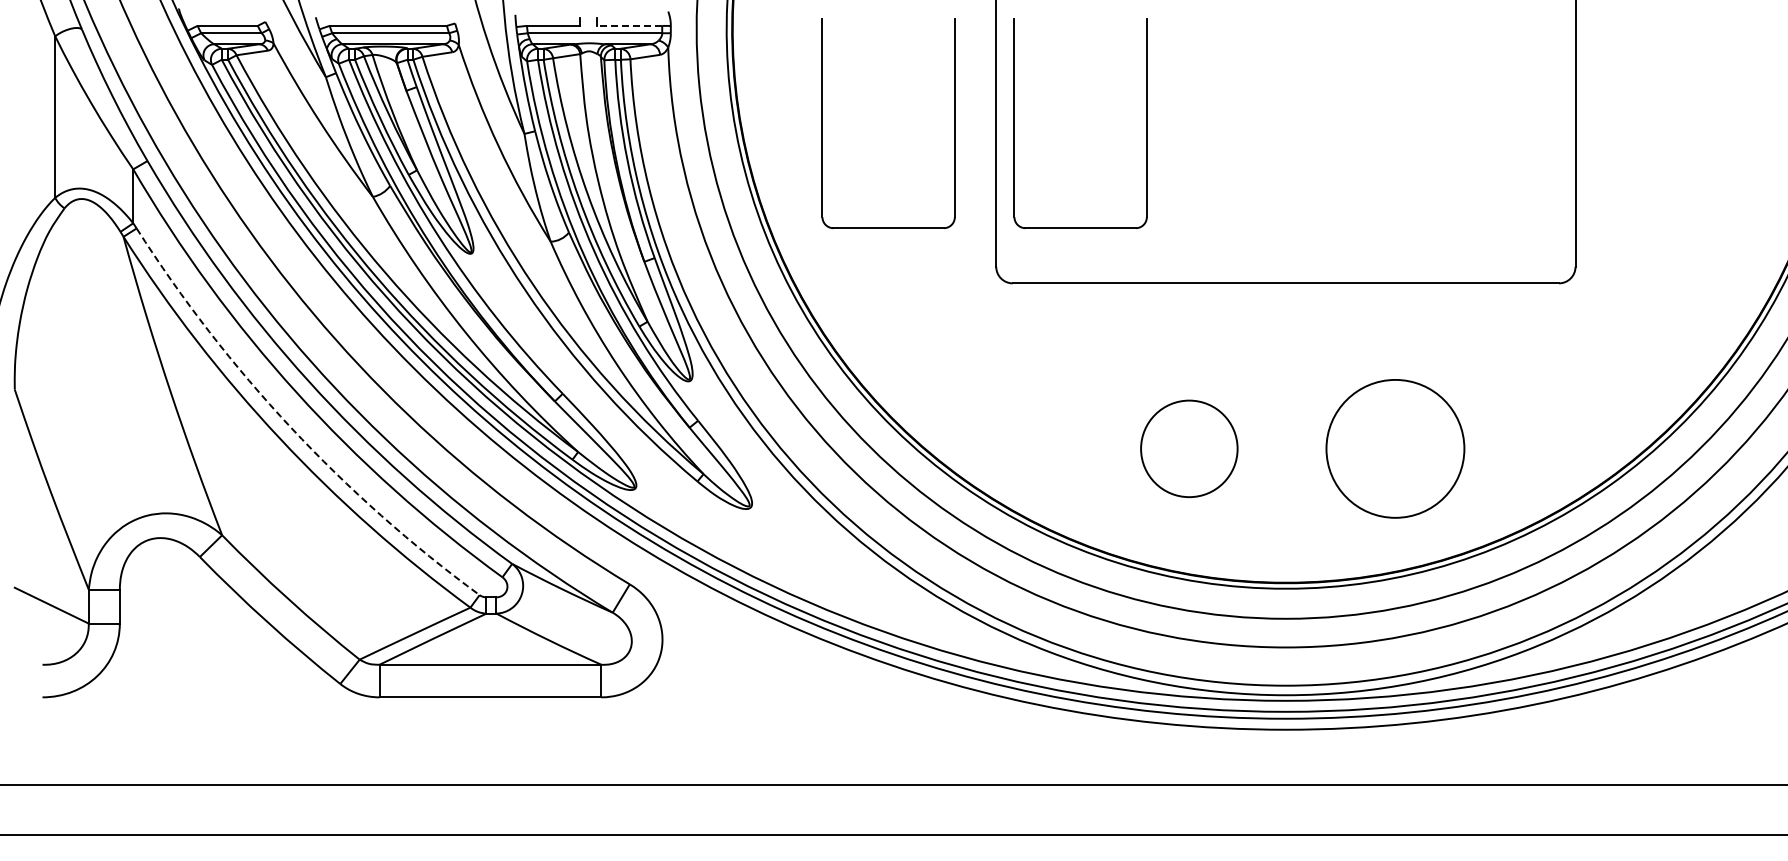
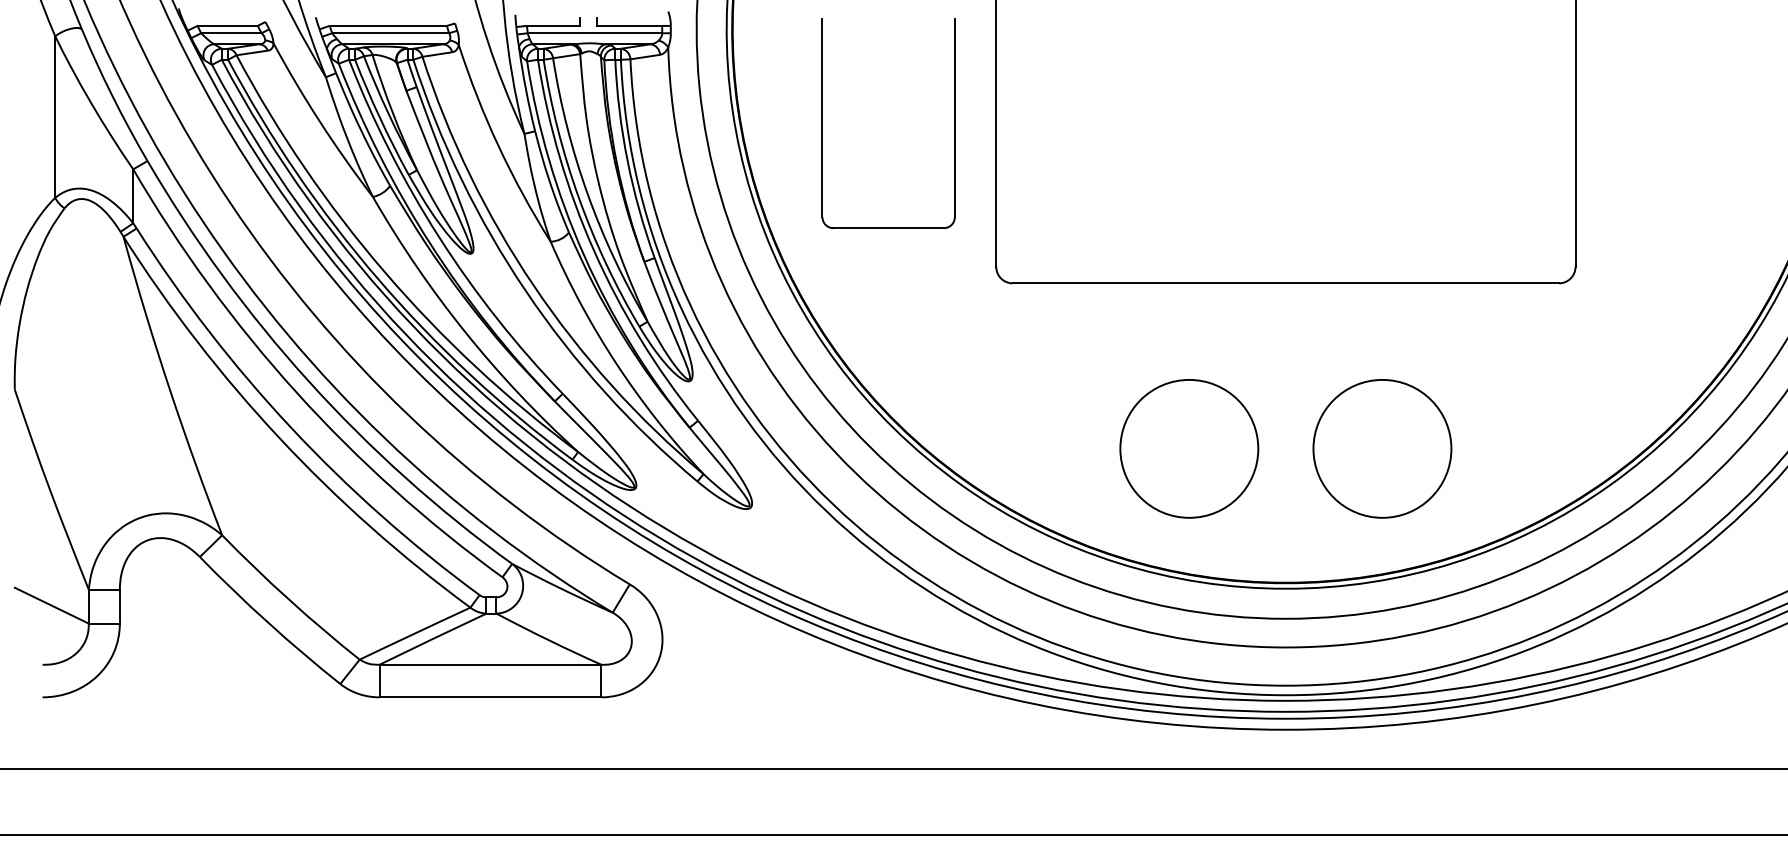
line: dashed -> solid (629, 25)
part: present -> none (1014, 123)
arc: dashed -> solid (291, 427)
circle diameter: 97 px -> 138 px (1189, 448)
circle position: (1395, 448) -> (1382, 448) (1382, 448)
line position: (893, 784) -> (893, 768) (893, 768)
